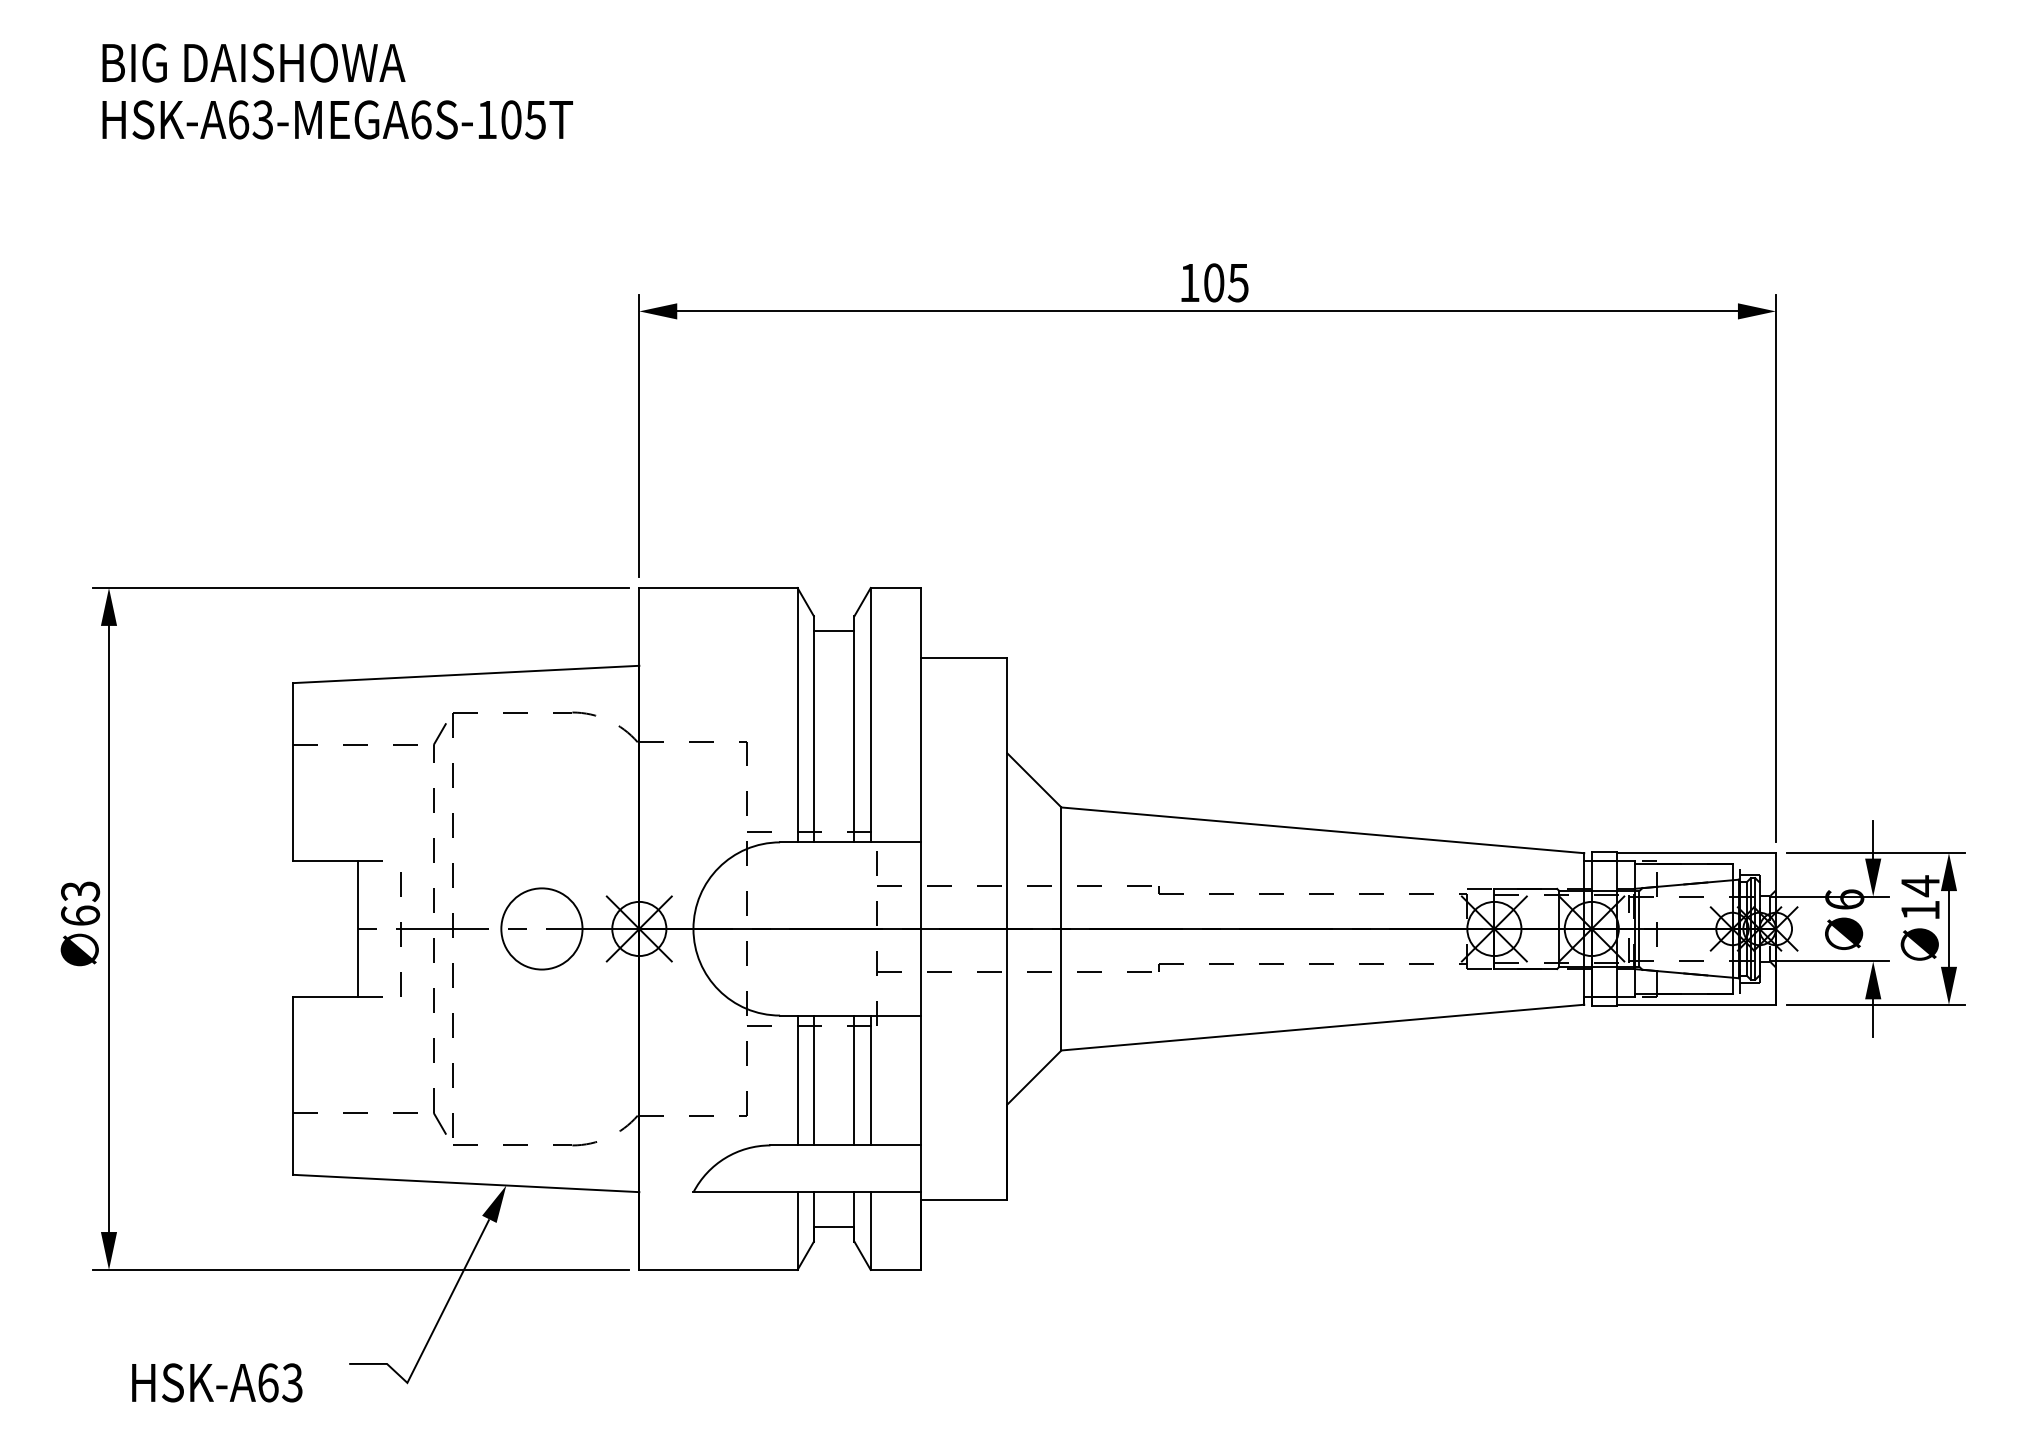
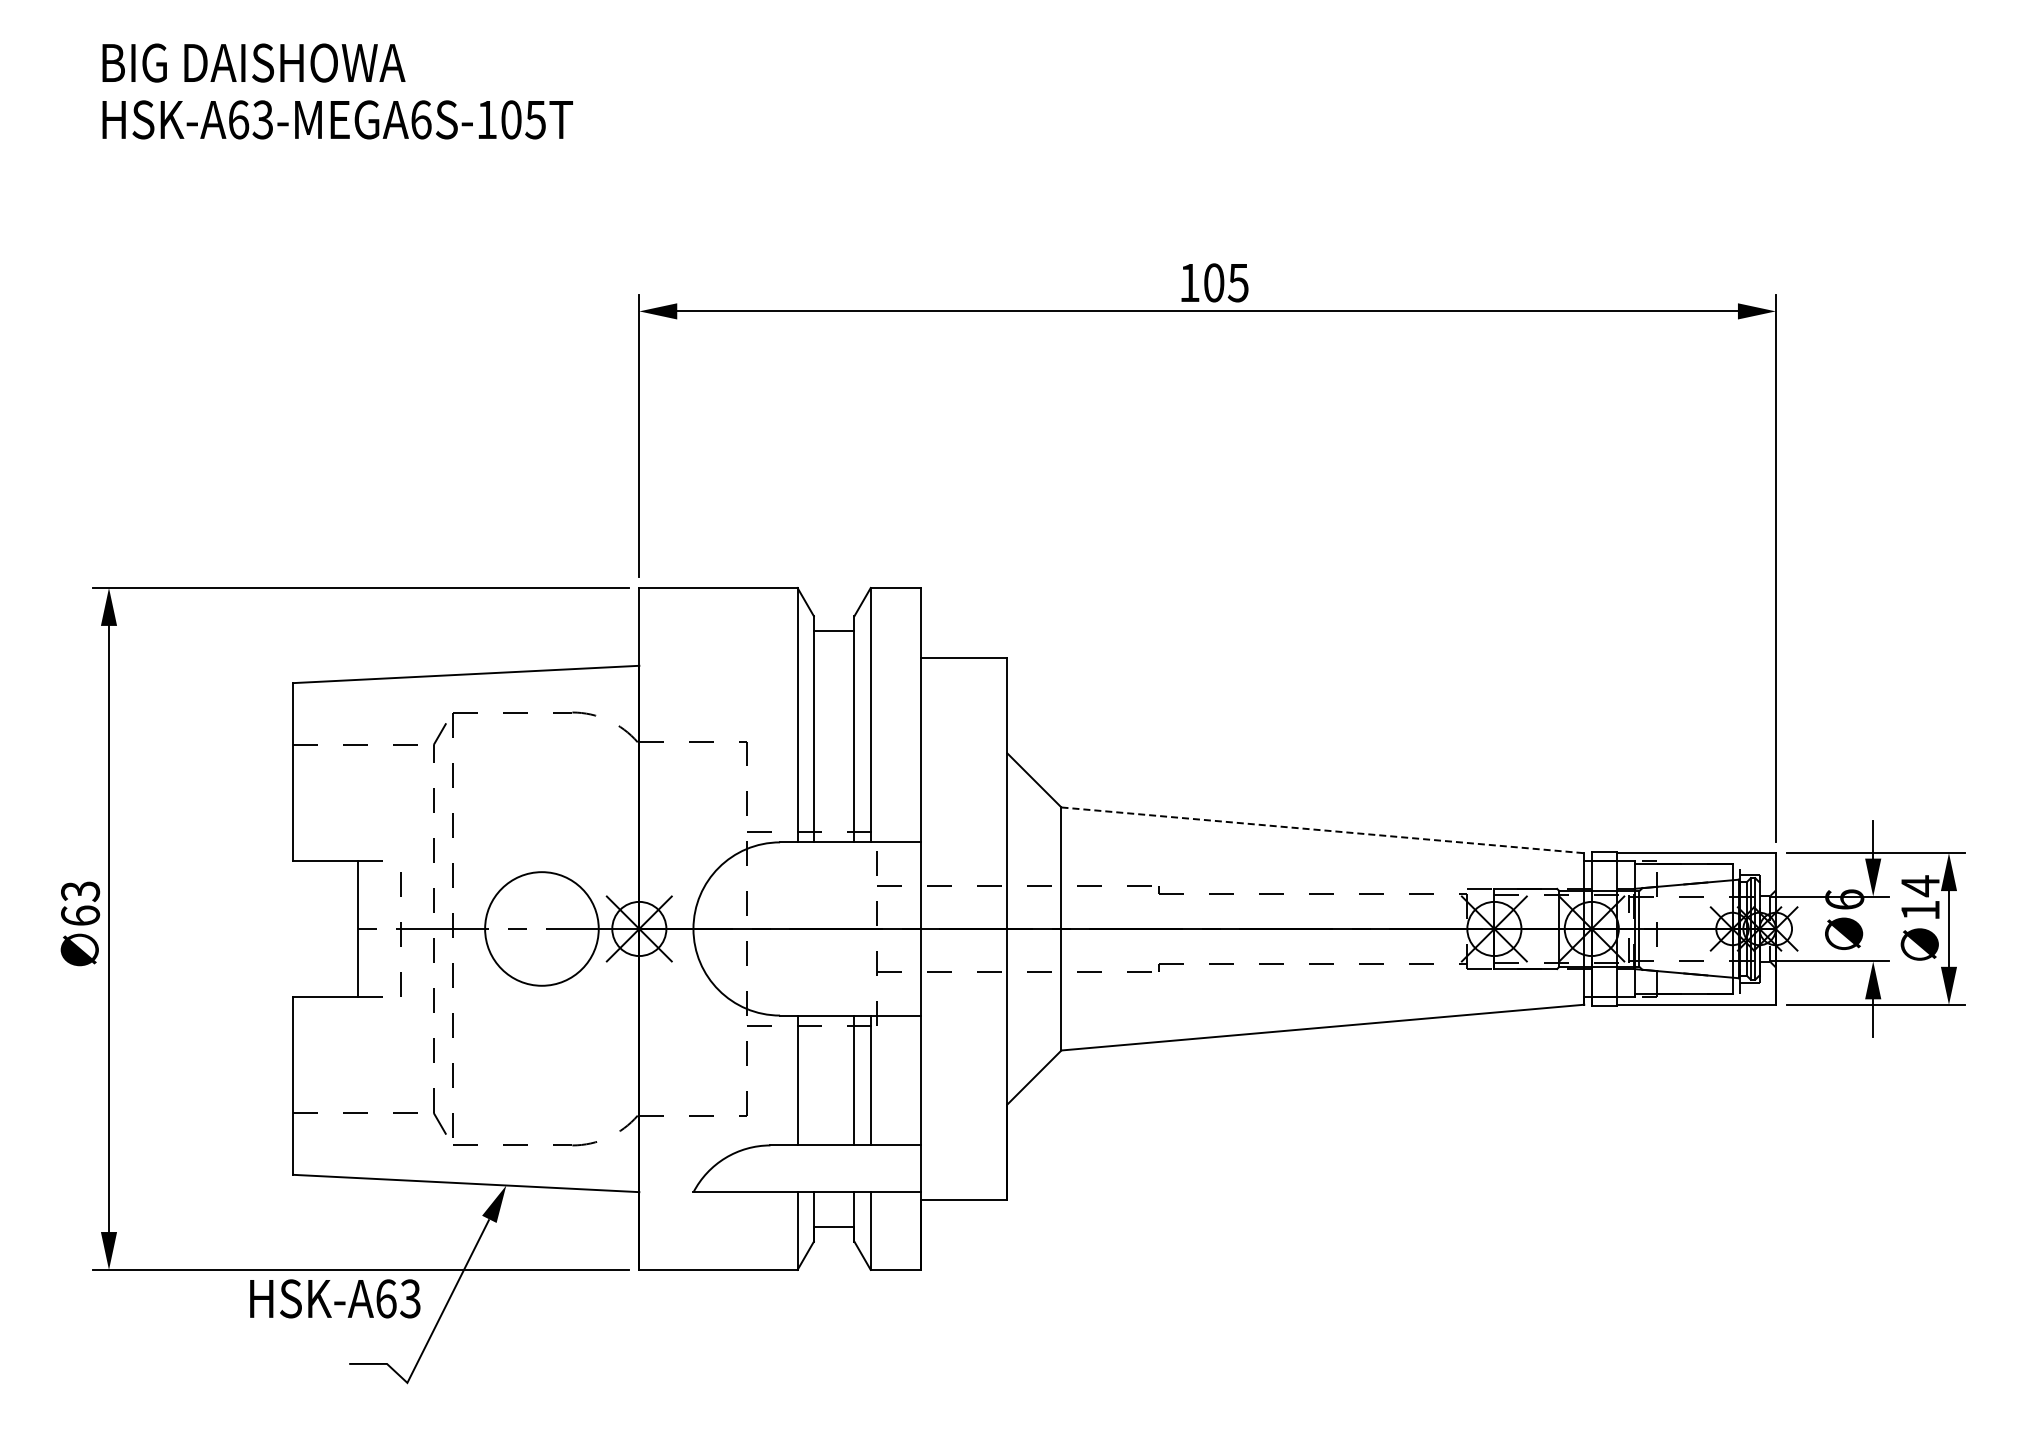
line: solid -> dashed (1323, 830)
circle diameter: 81 px -> 114 px (541, 928)
line: present -> none (813, 1080)
text position: (217, 1382) -> (335, 1298) (335, 1298)
